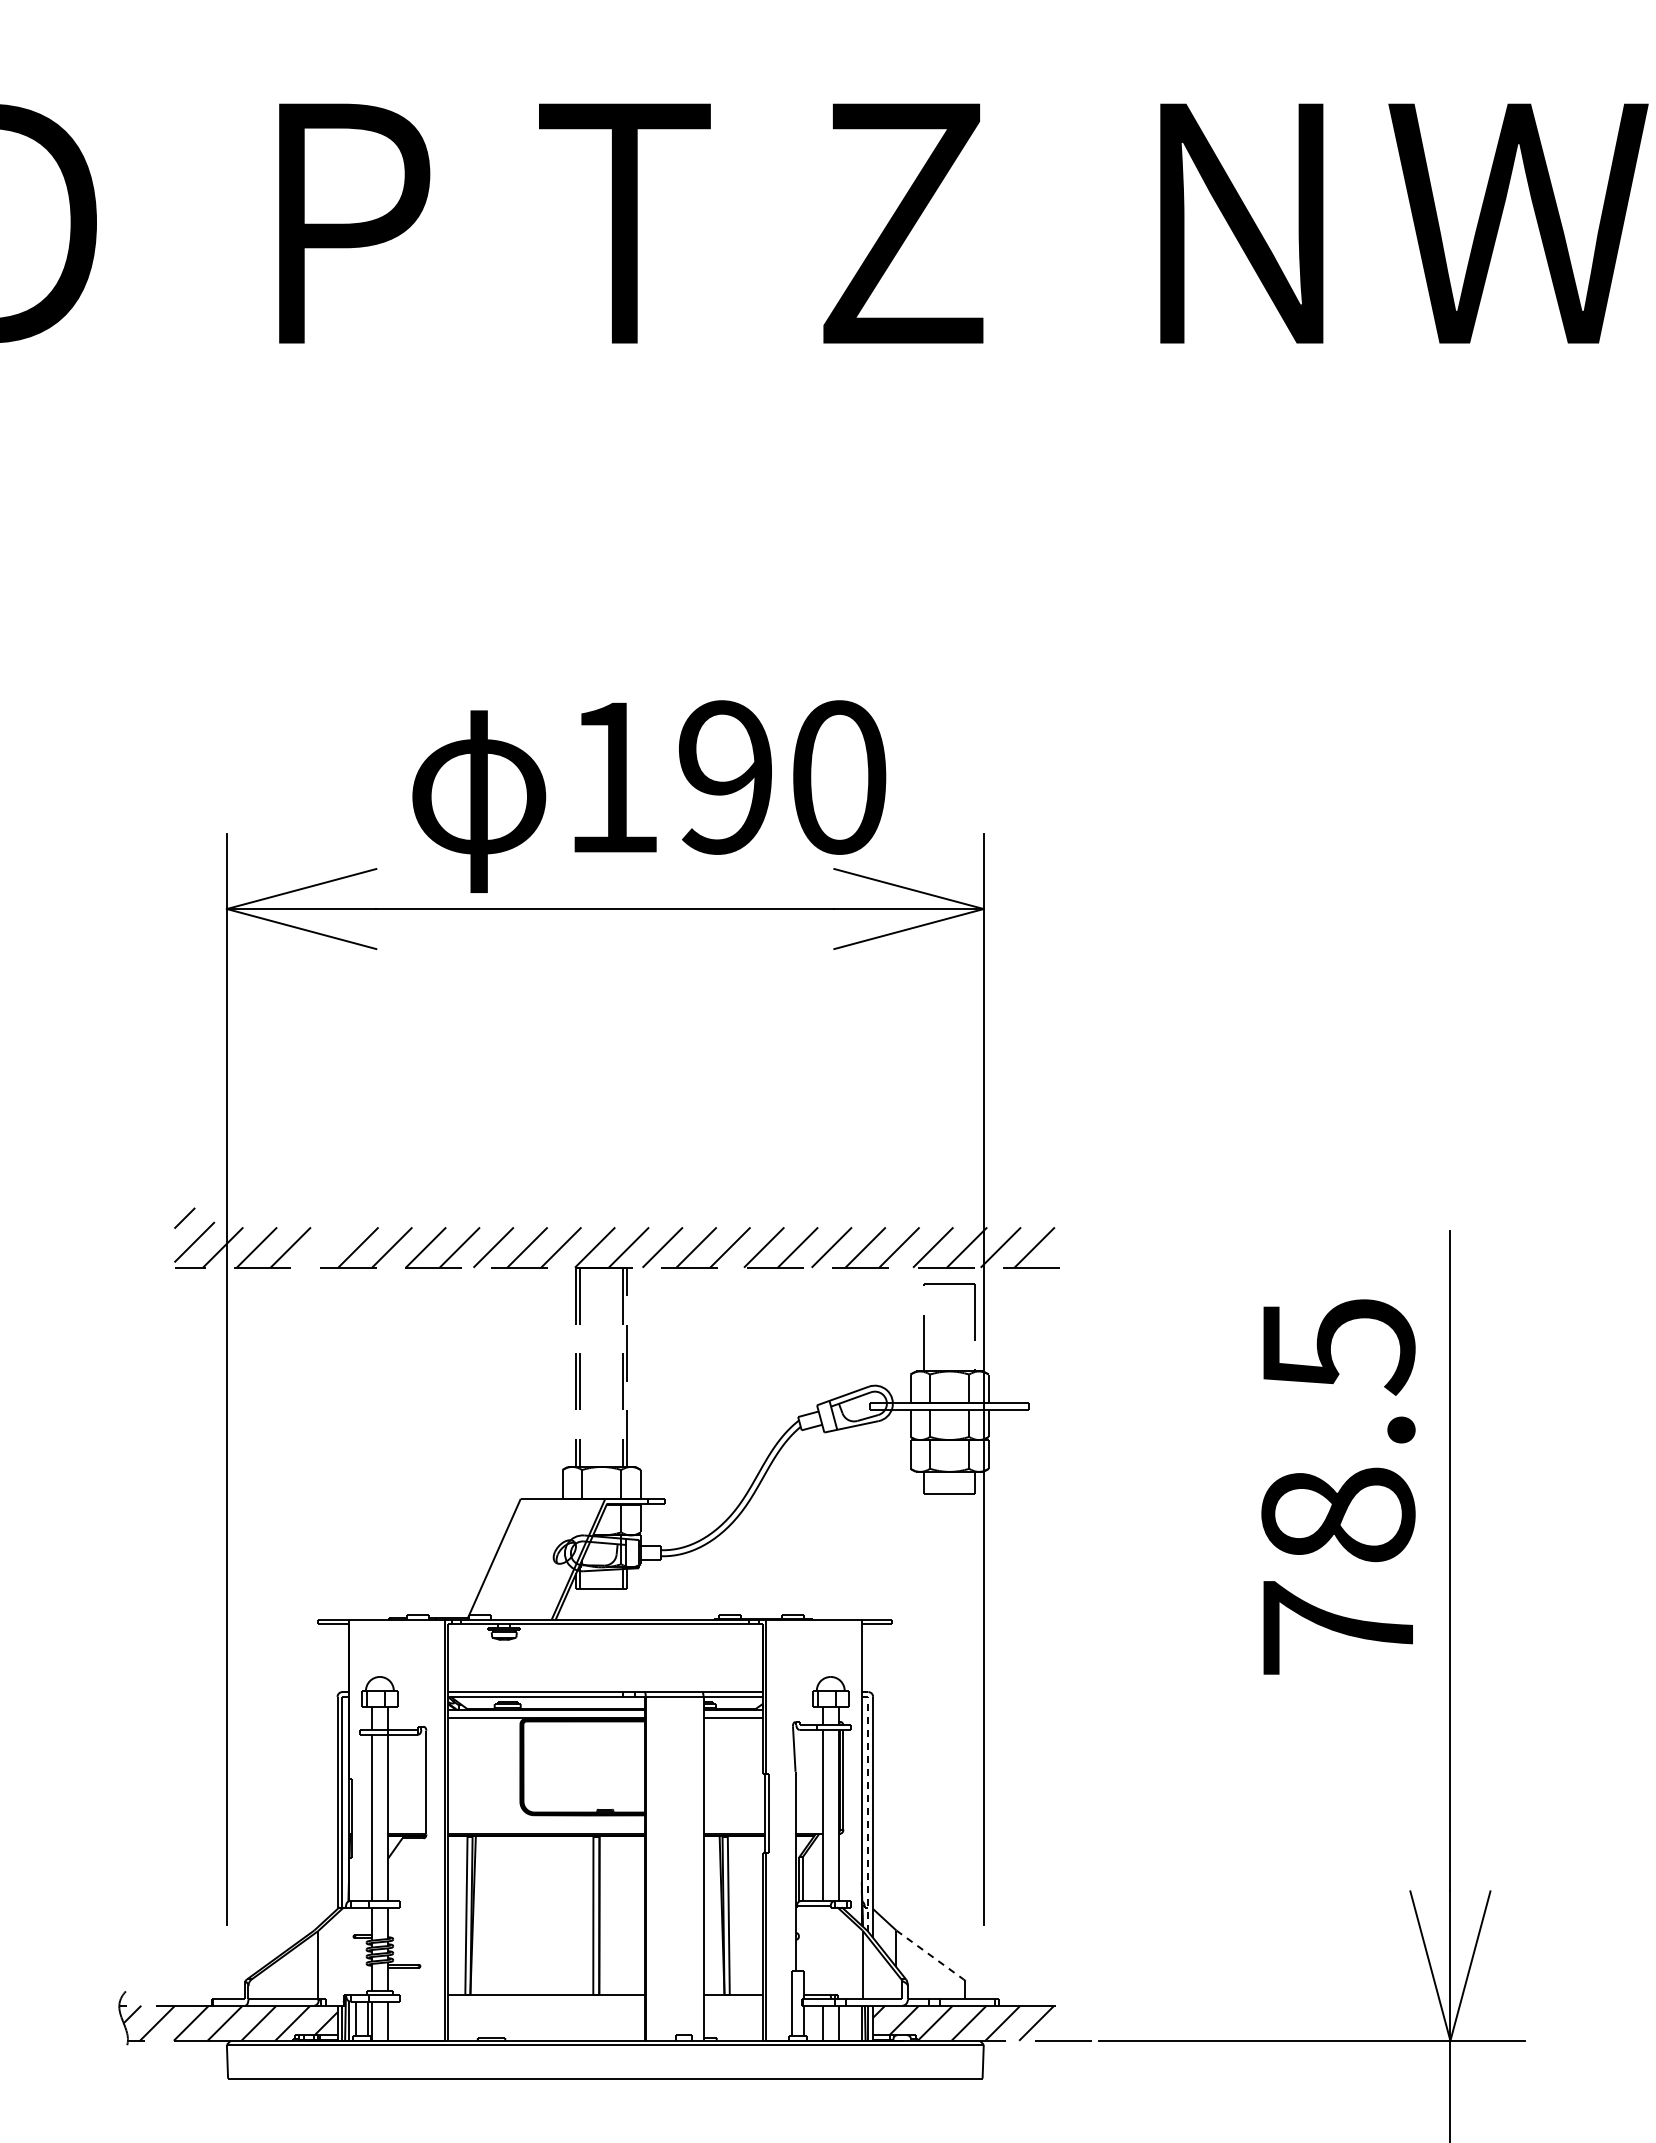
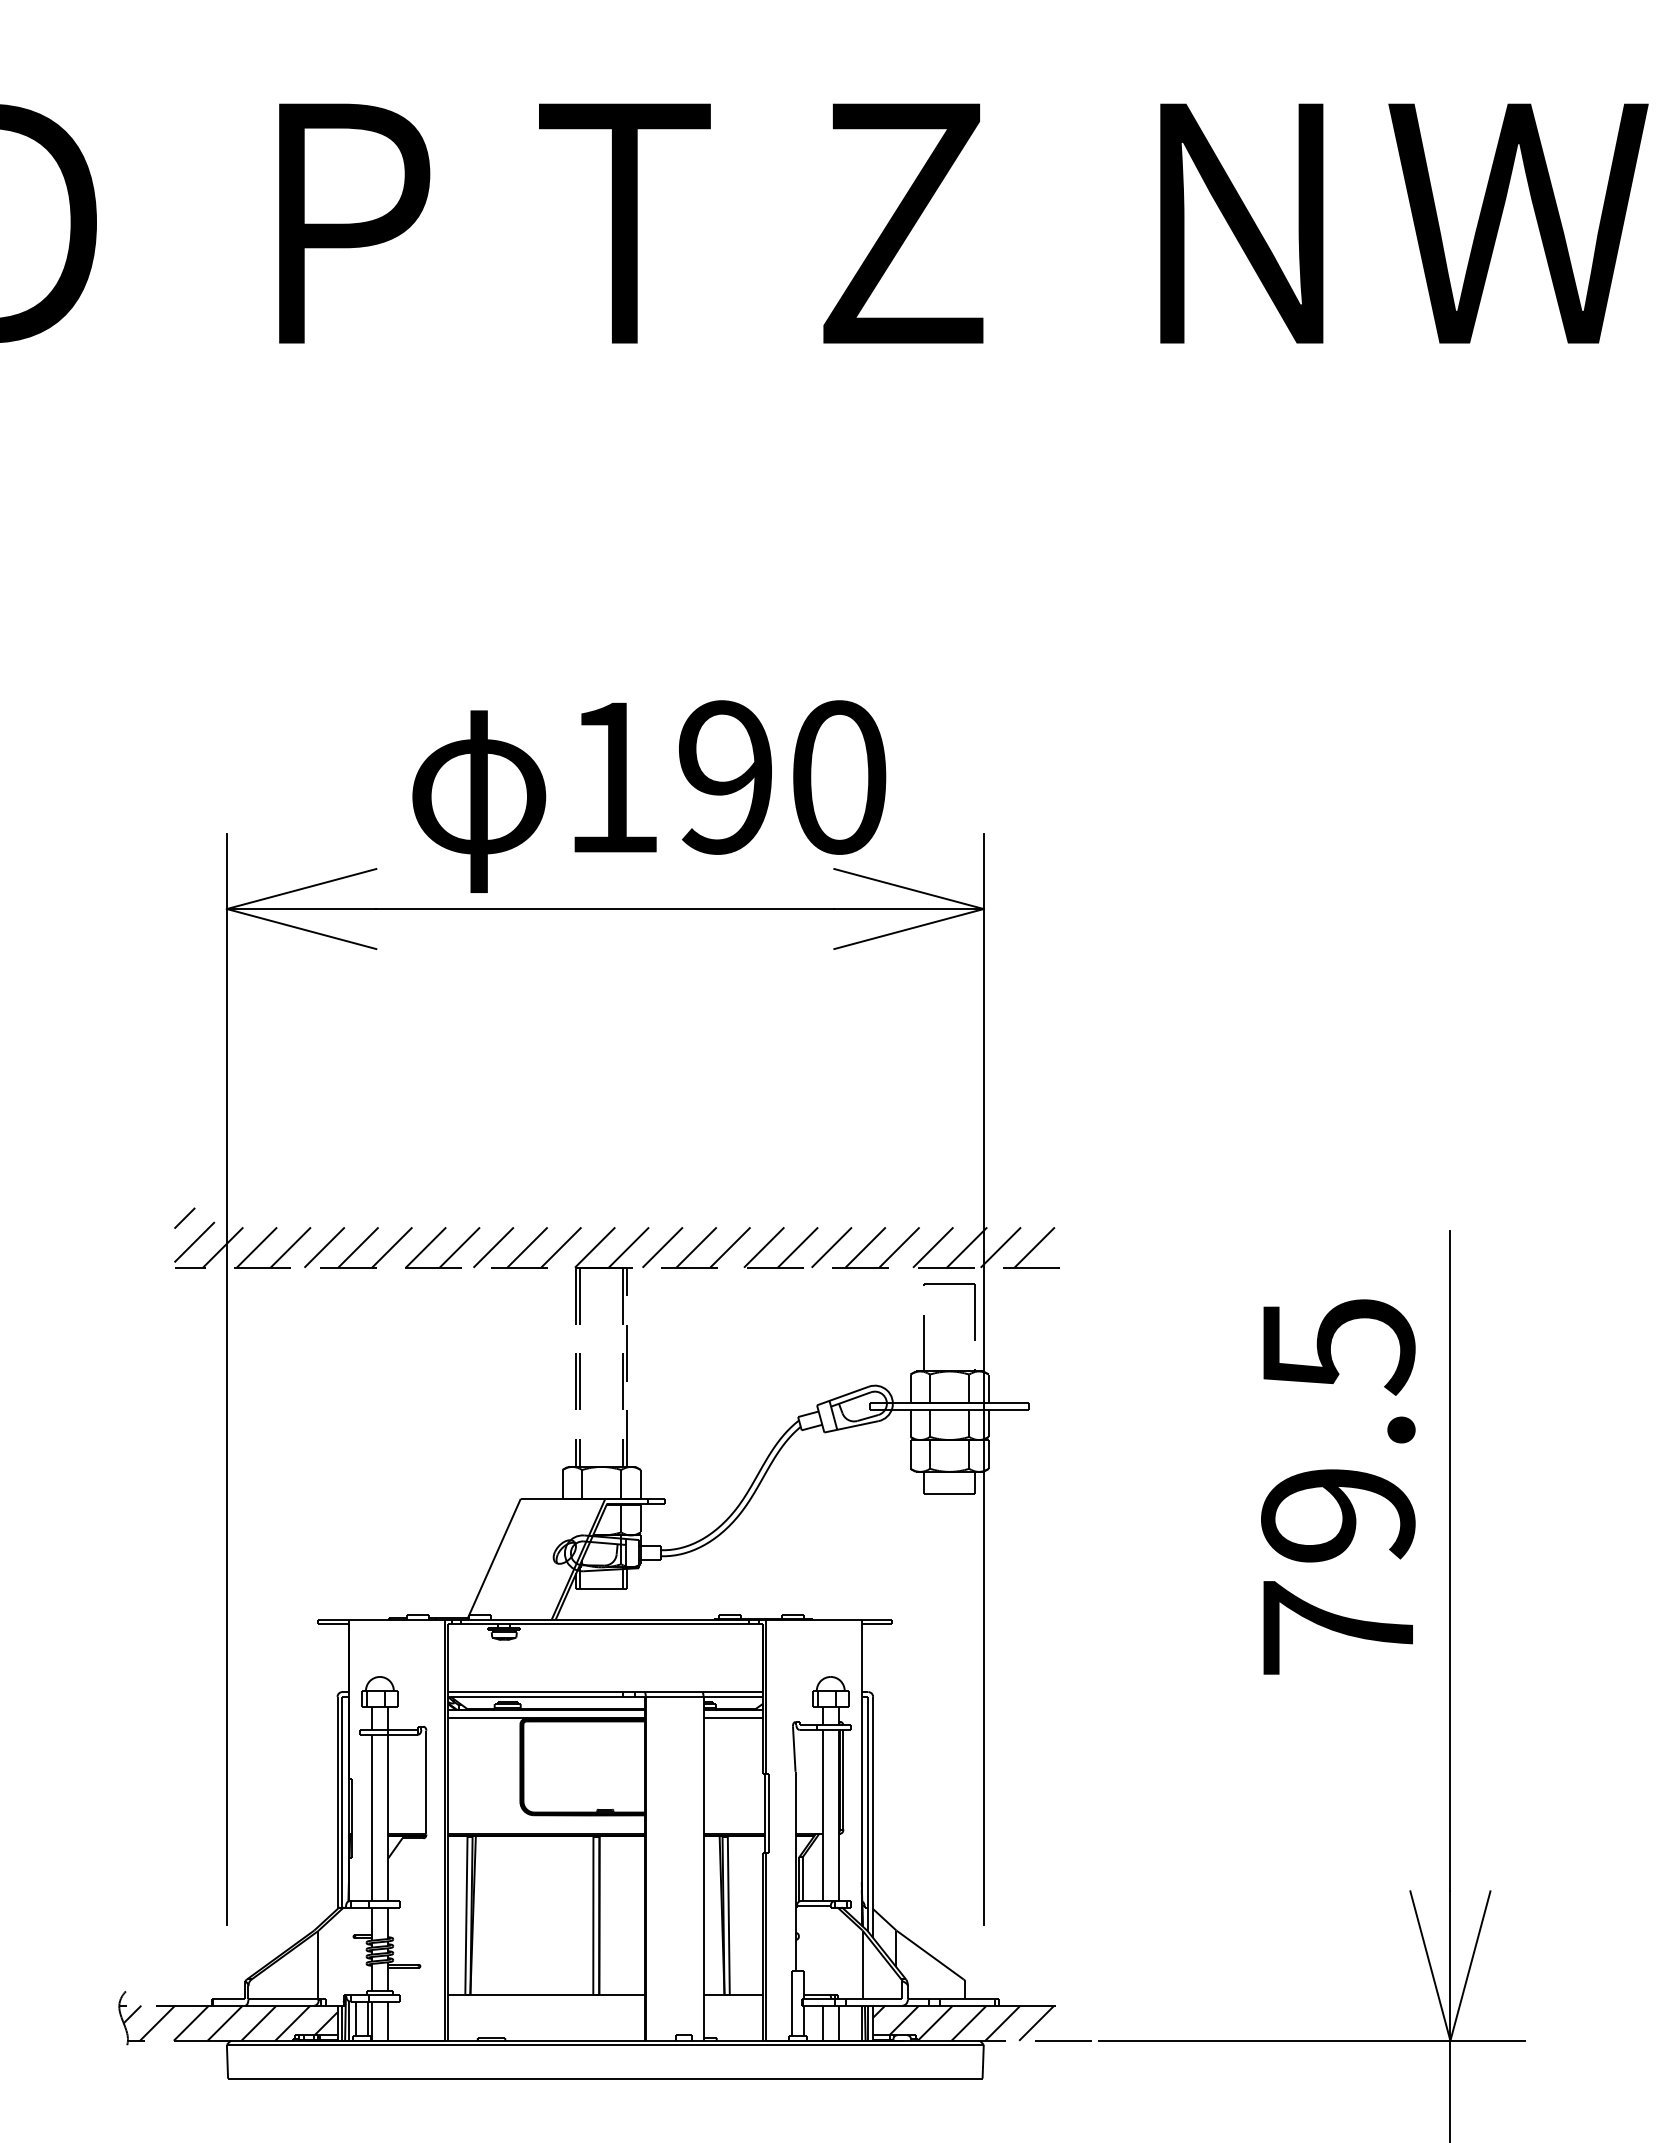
line: none -> present (324, 1247)
text: 78.5 -> 79.5 (1338, 1514)
line: dashed -> solid (868, 1814)
line: dashed -> solid (930, 1954)
